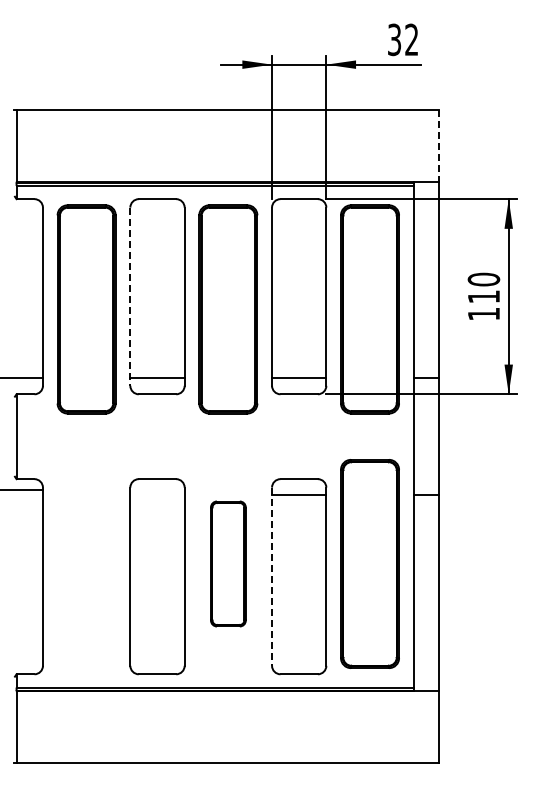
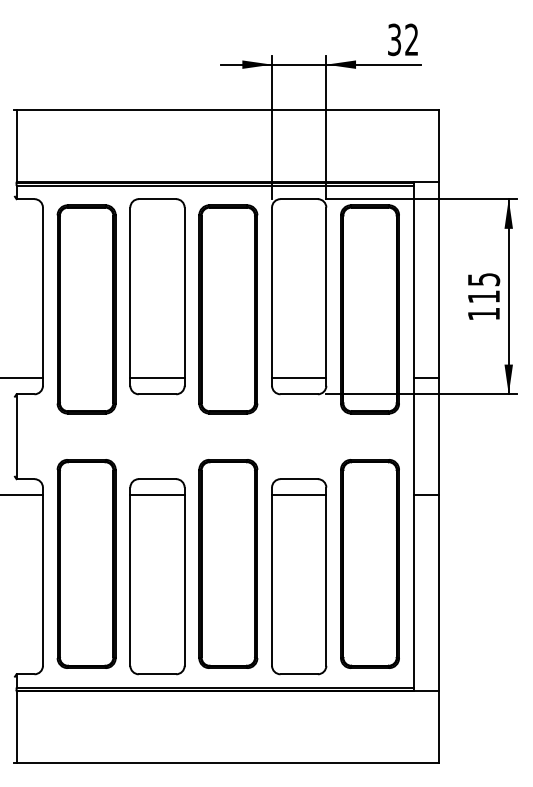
line: dashed -> solid (439, 146)
text: 110 -> 115 (483, 279)
line: dashed -> solid (130, 297)
line position: (22, 490) -> (22, 495) (22, 495)
line: none -> present (157, 495)
part: none -> present (86, 563)
part size: 37x128 px -> 61x210 px (228, 563)
line: dashed -> solid (272, 577)
